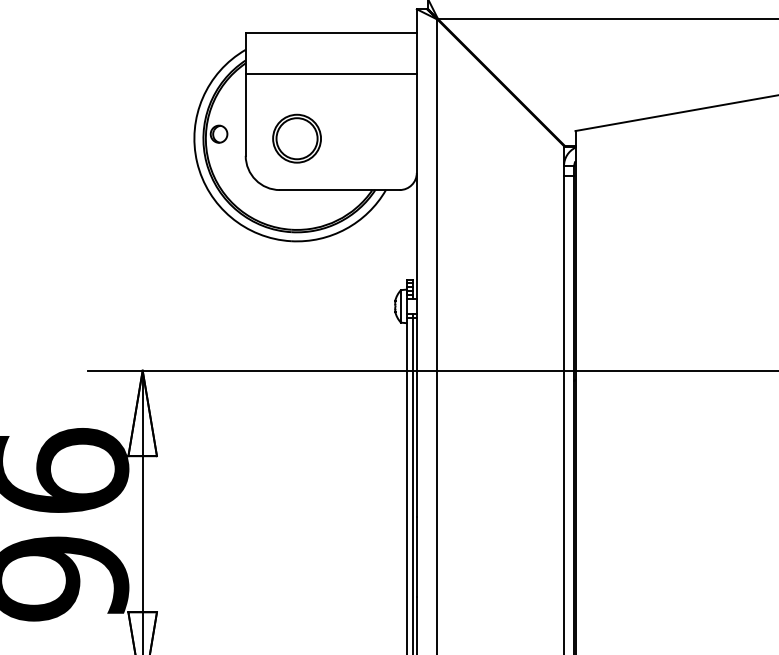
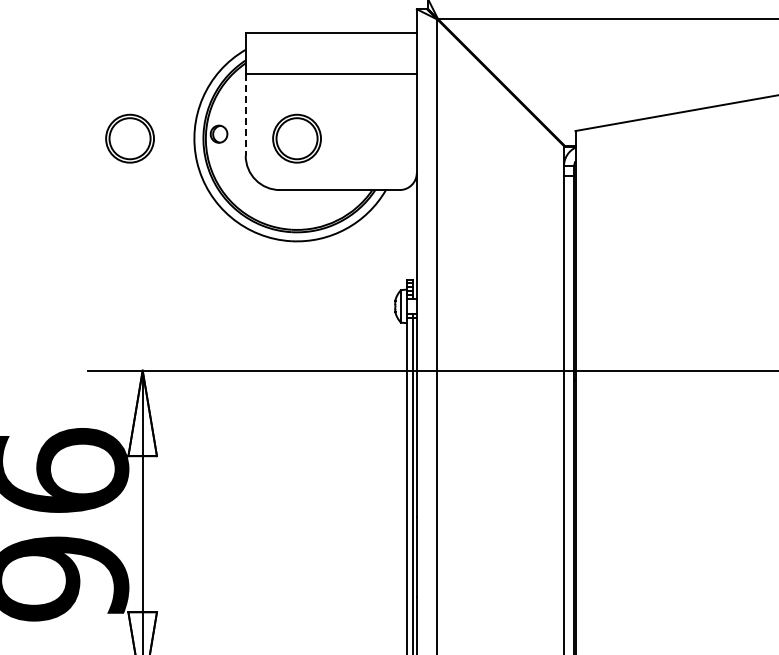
line: solid -> dashed (245, 115)
part: none -> present (129, 138)
